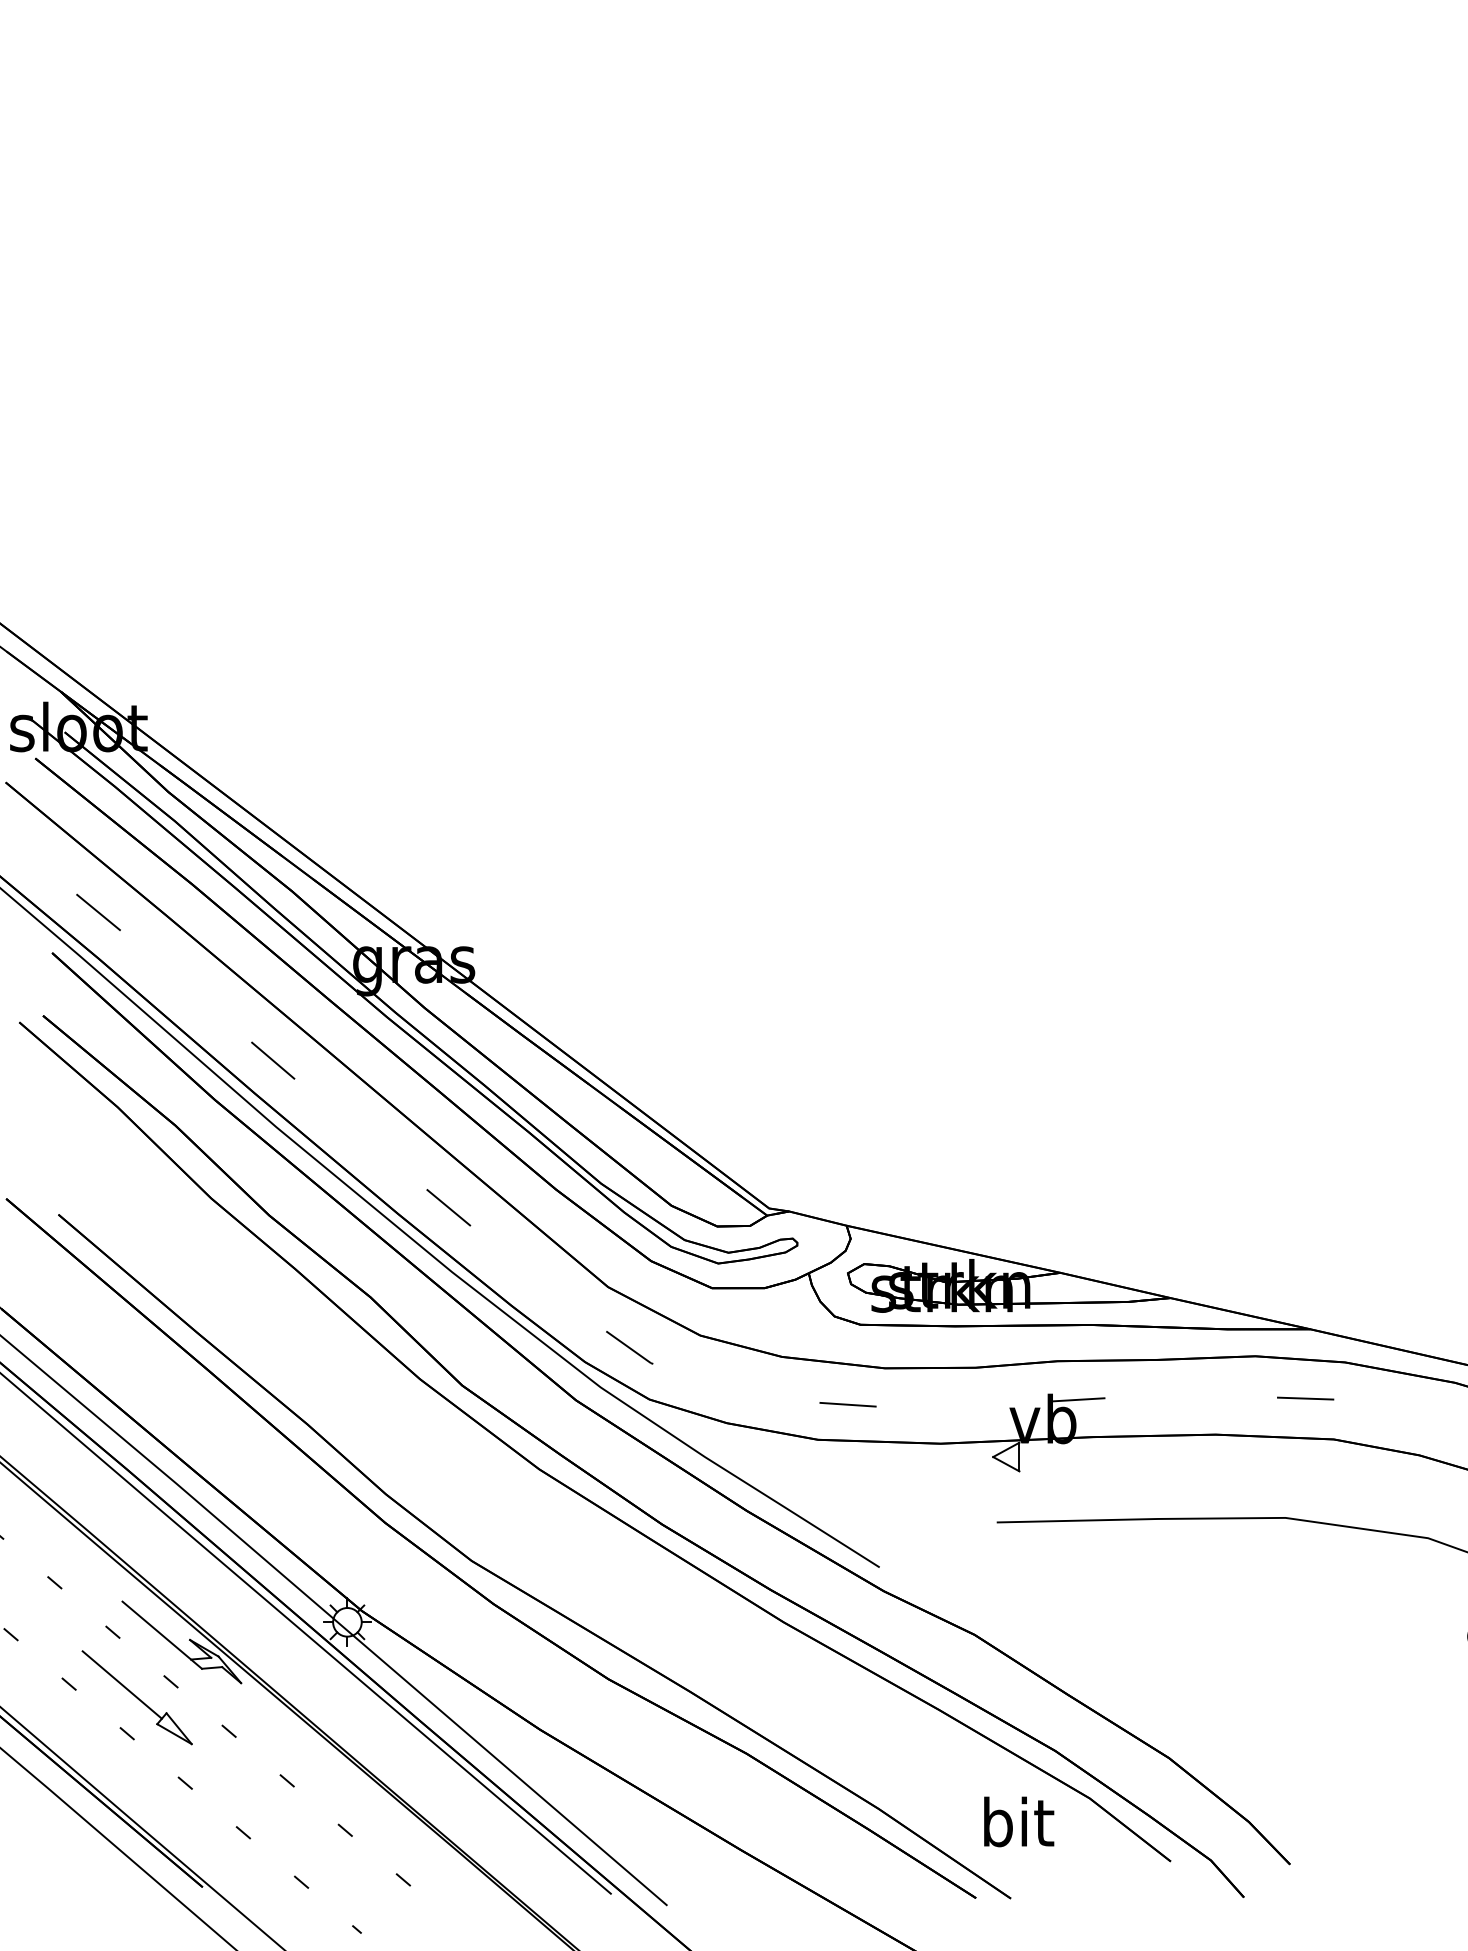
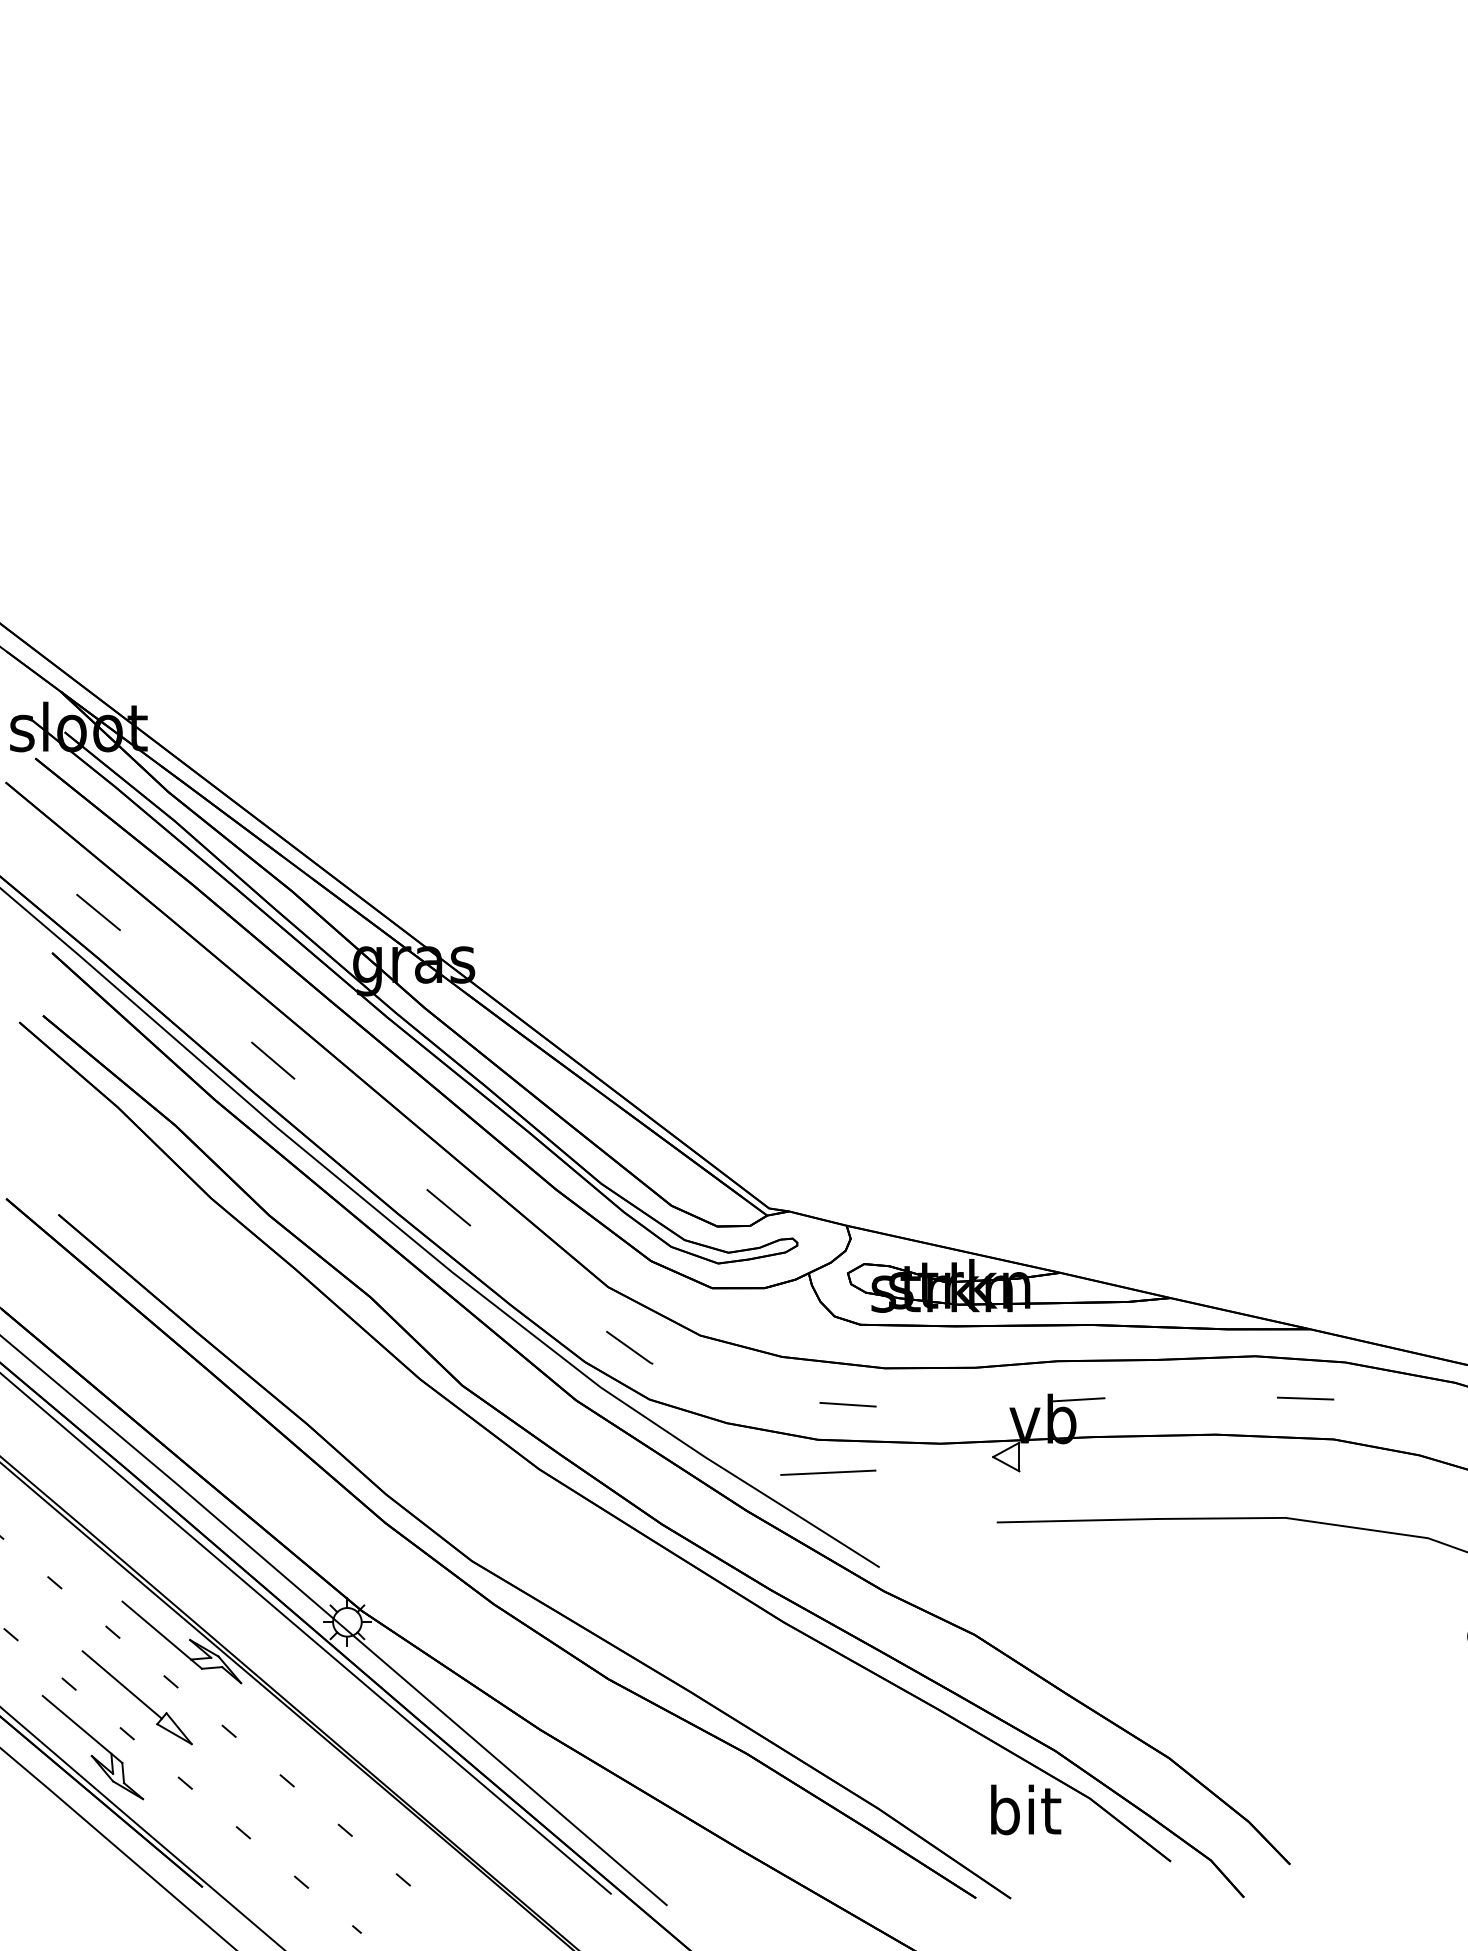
line: none -> present (828, 1472)
part: none -> present (96, 1742)
text position: (1019, 1821) -> (1026, 1809) (1026, 1809)
